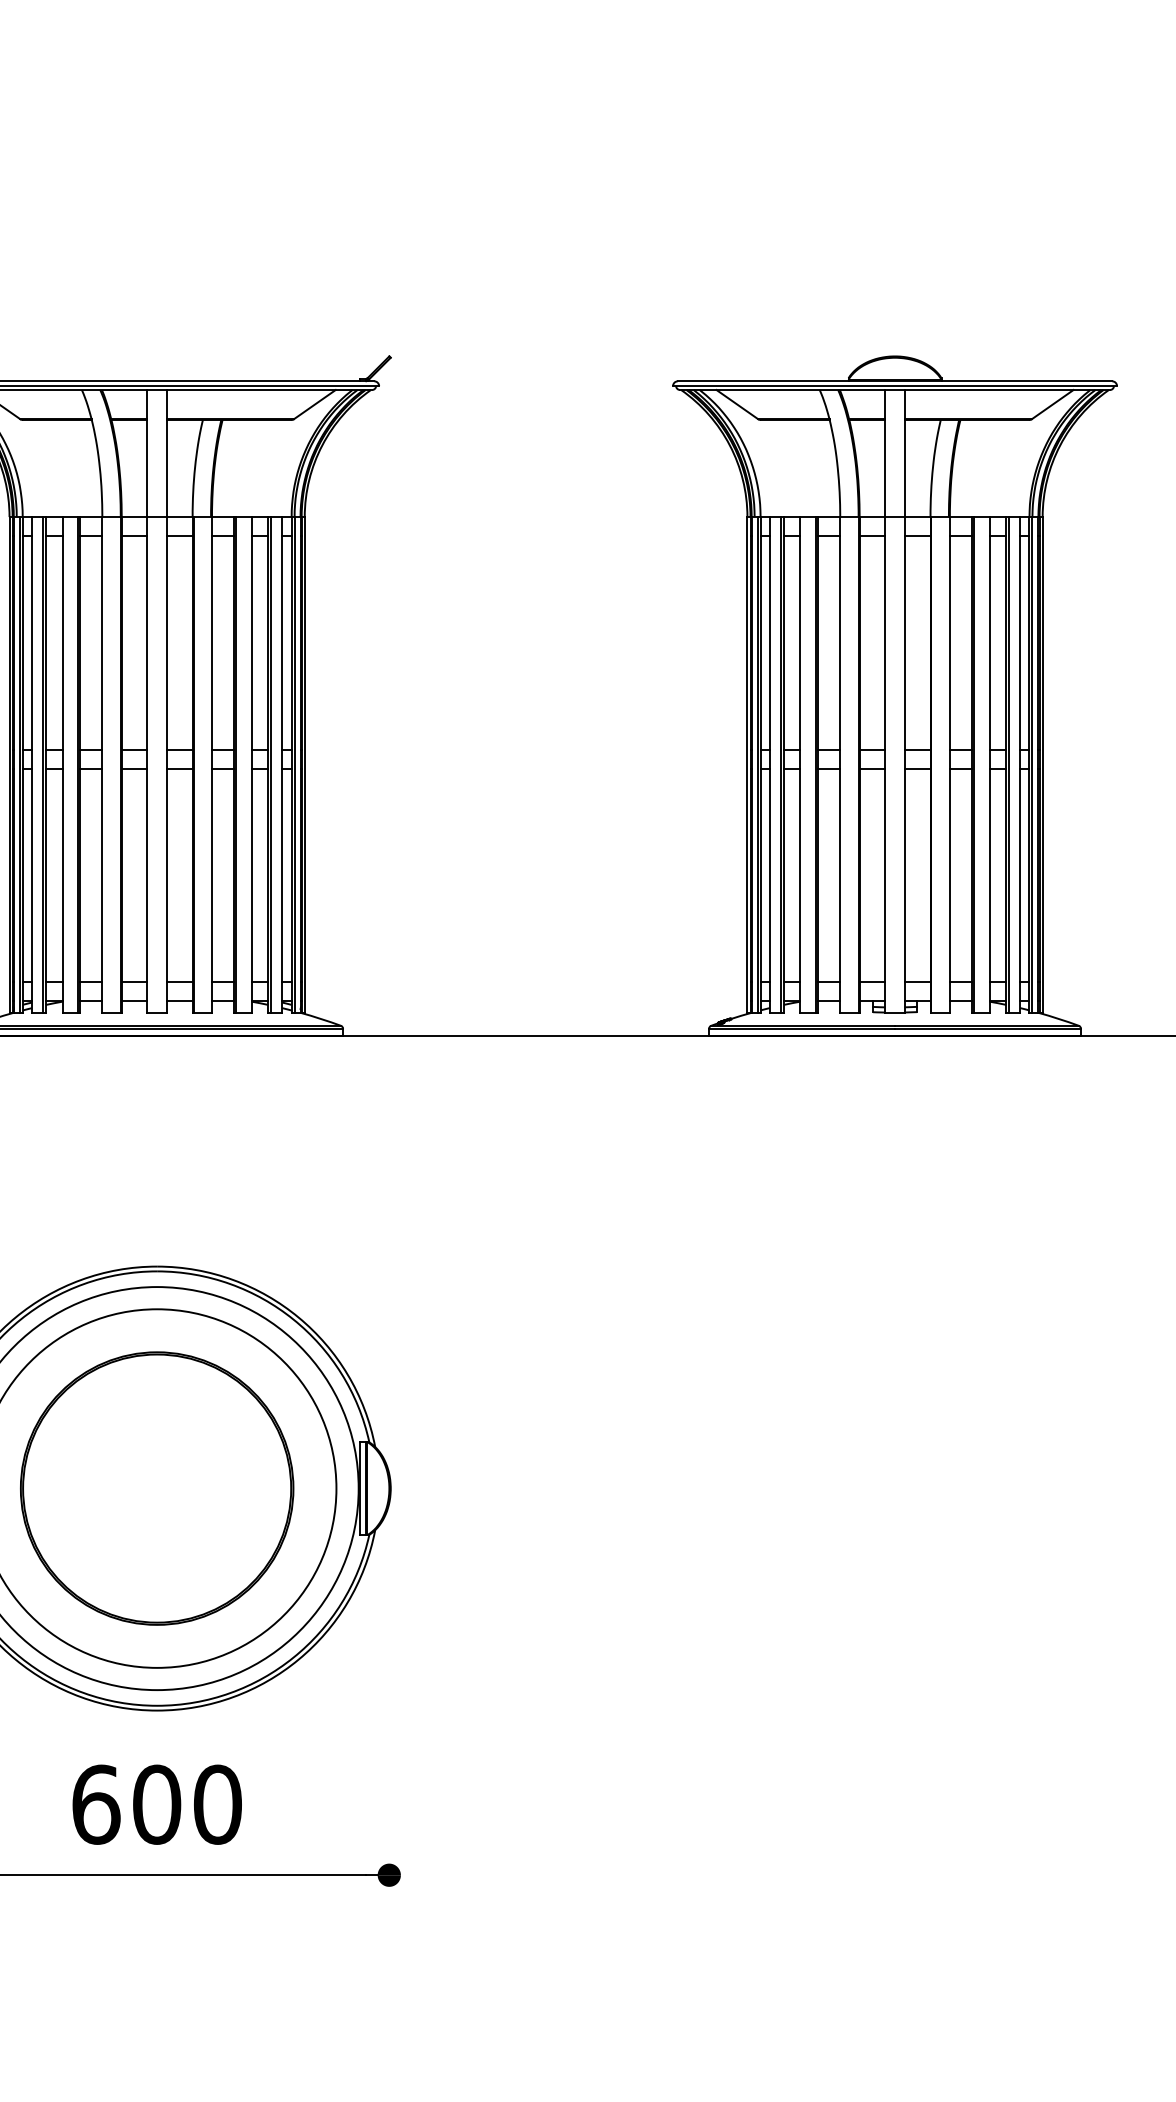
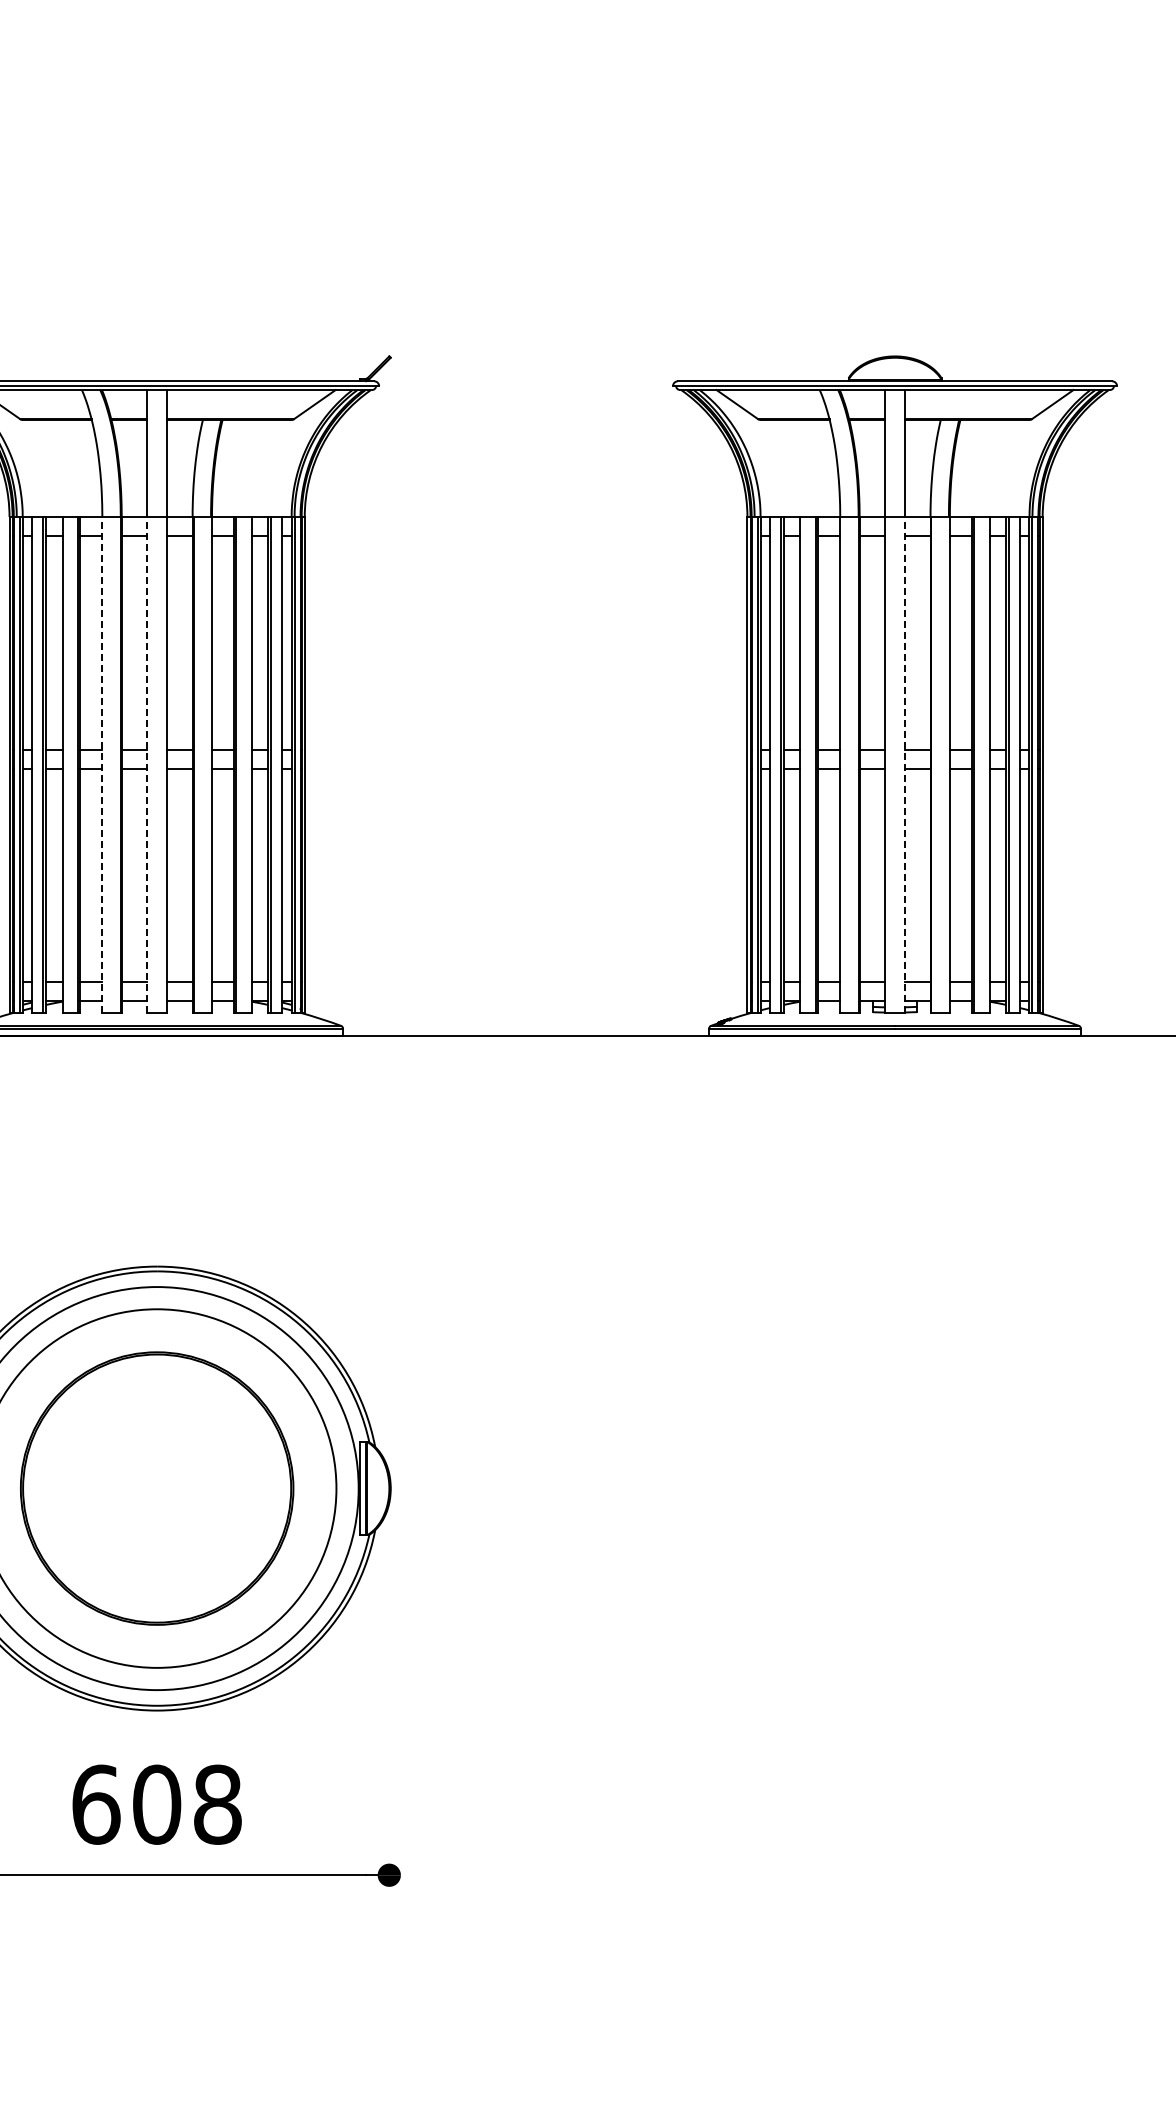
line: solid -> dashed (102, 765)
line: solid -> dashed (147, 765)
line: solid -> dashed (904, 765)
text: 600 -> 608 (217, 1804)
